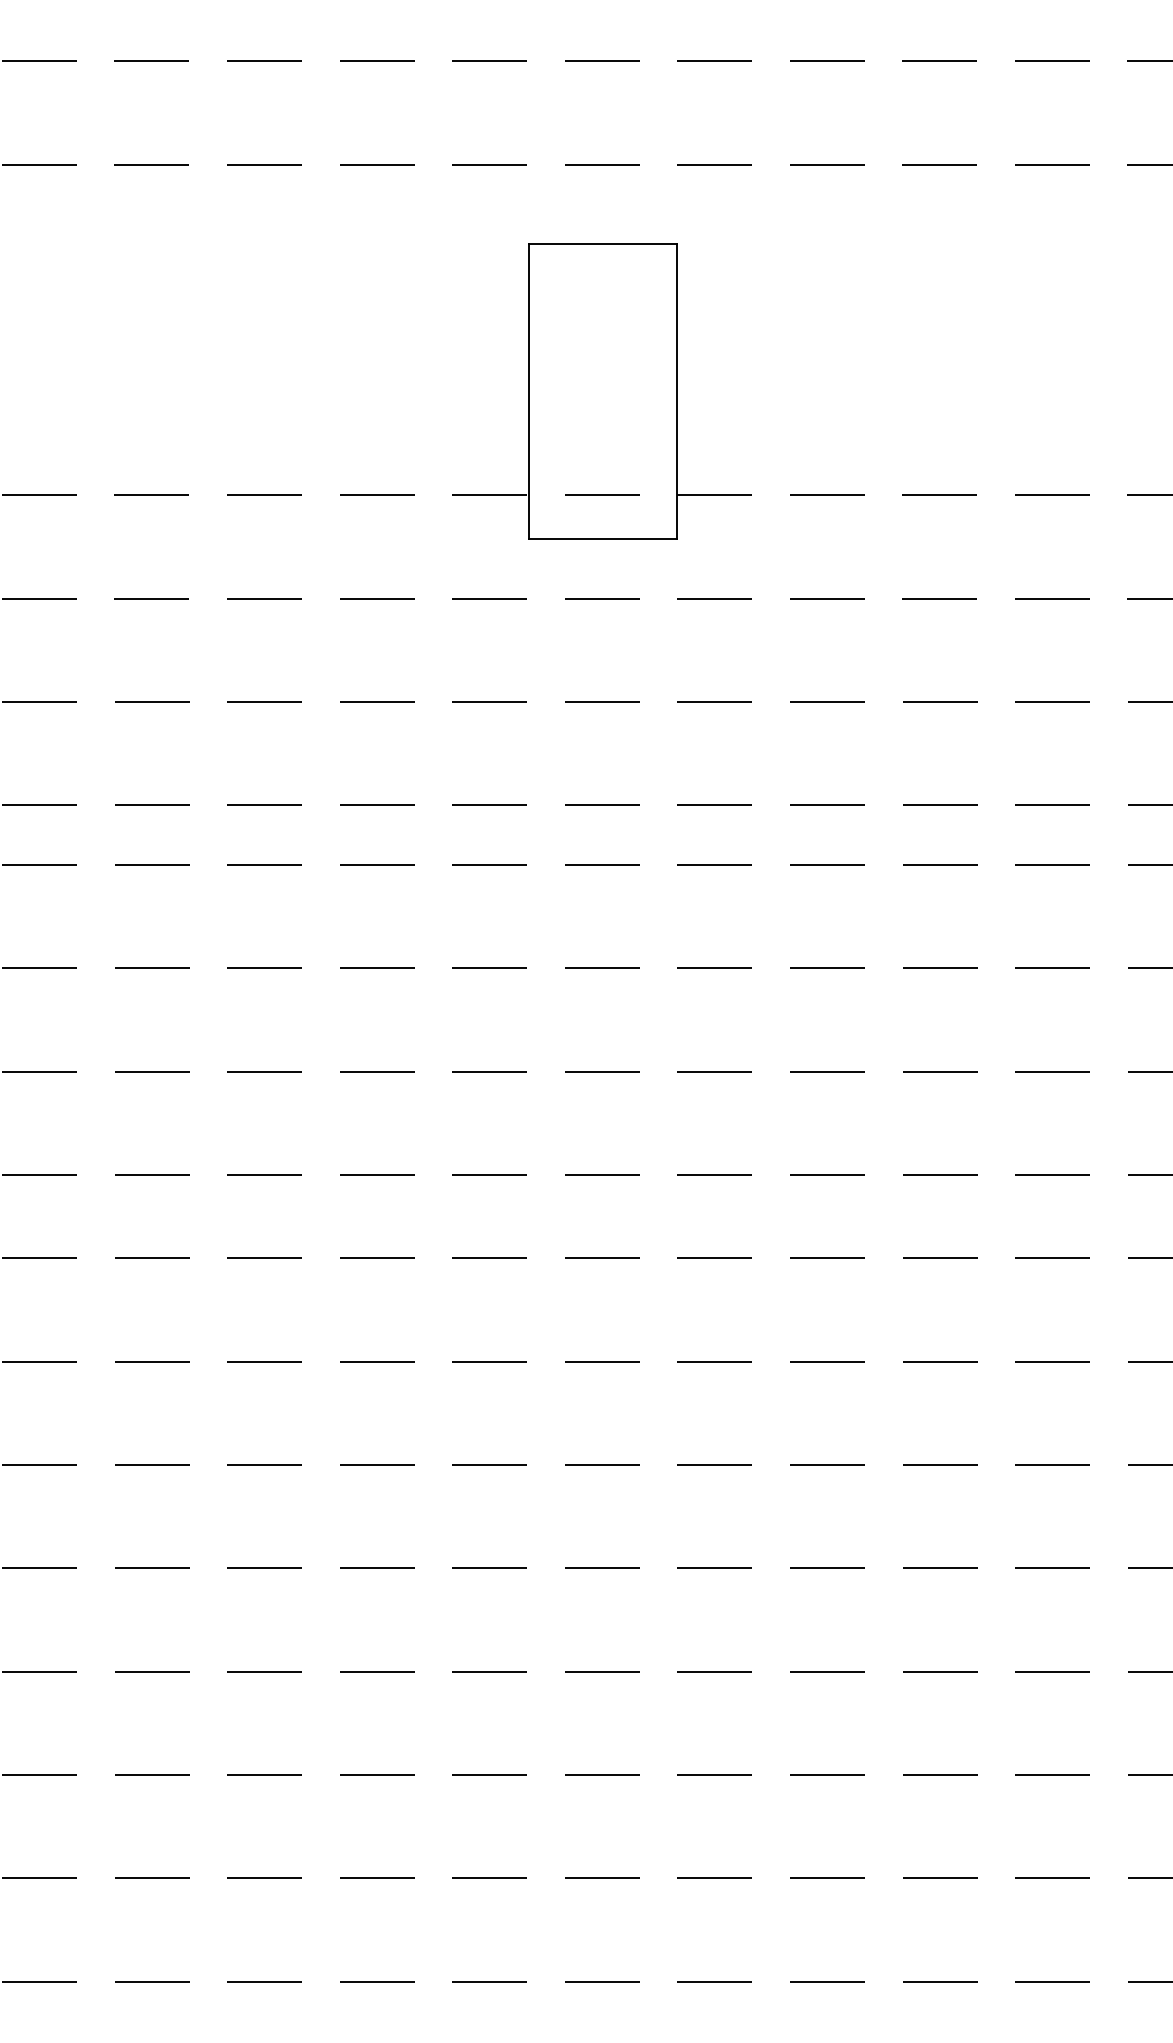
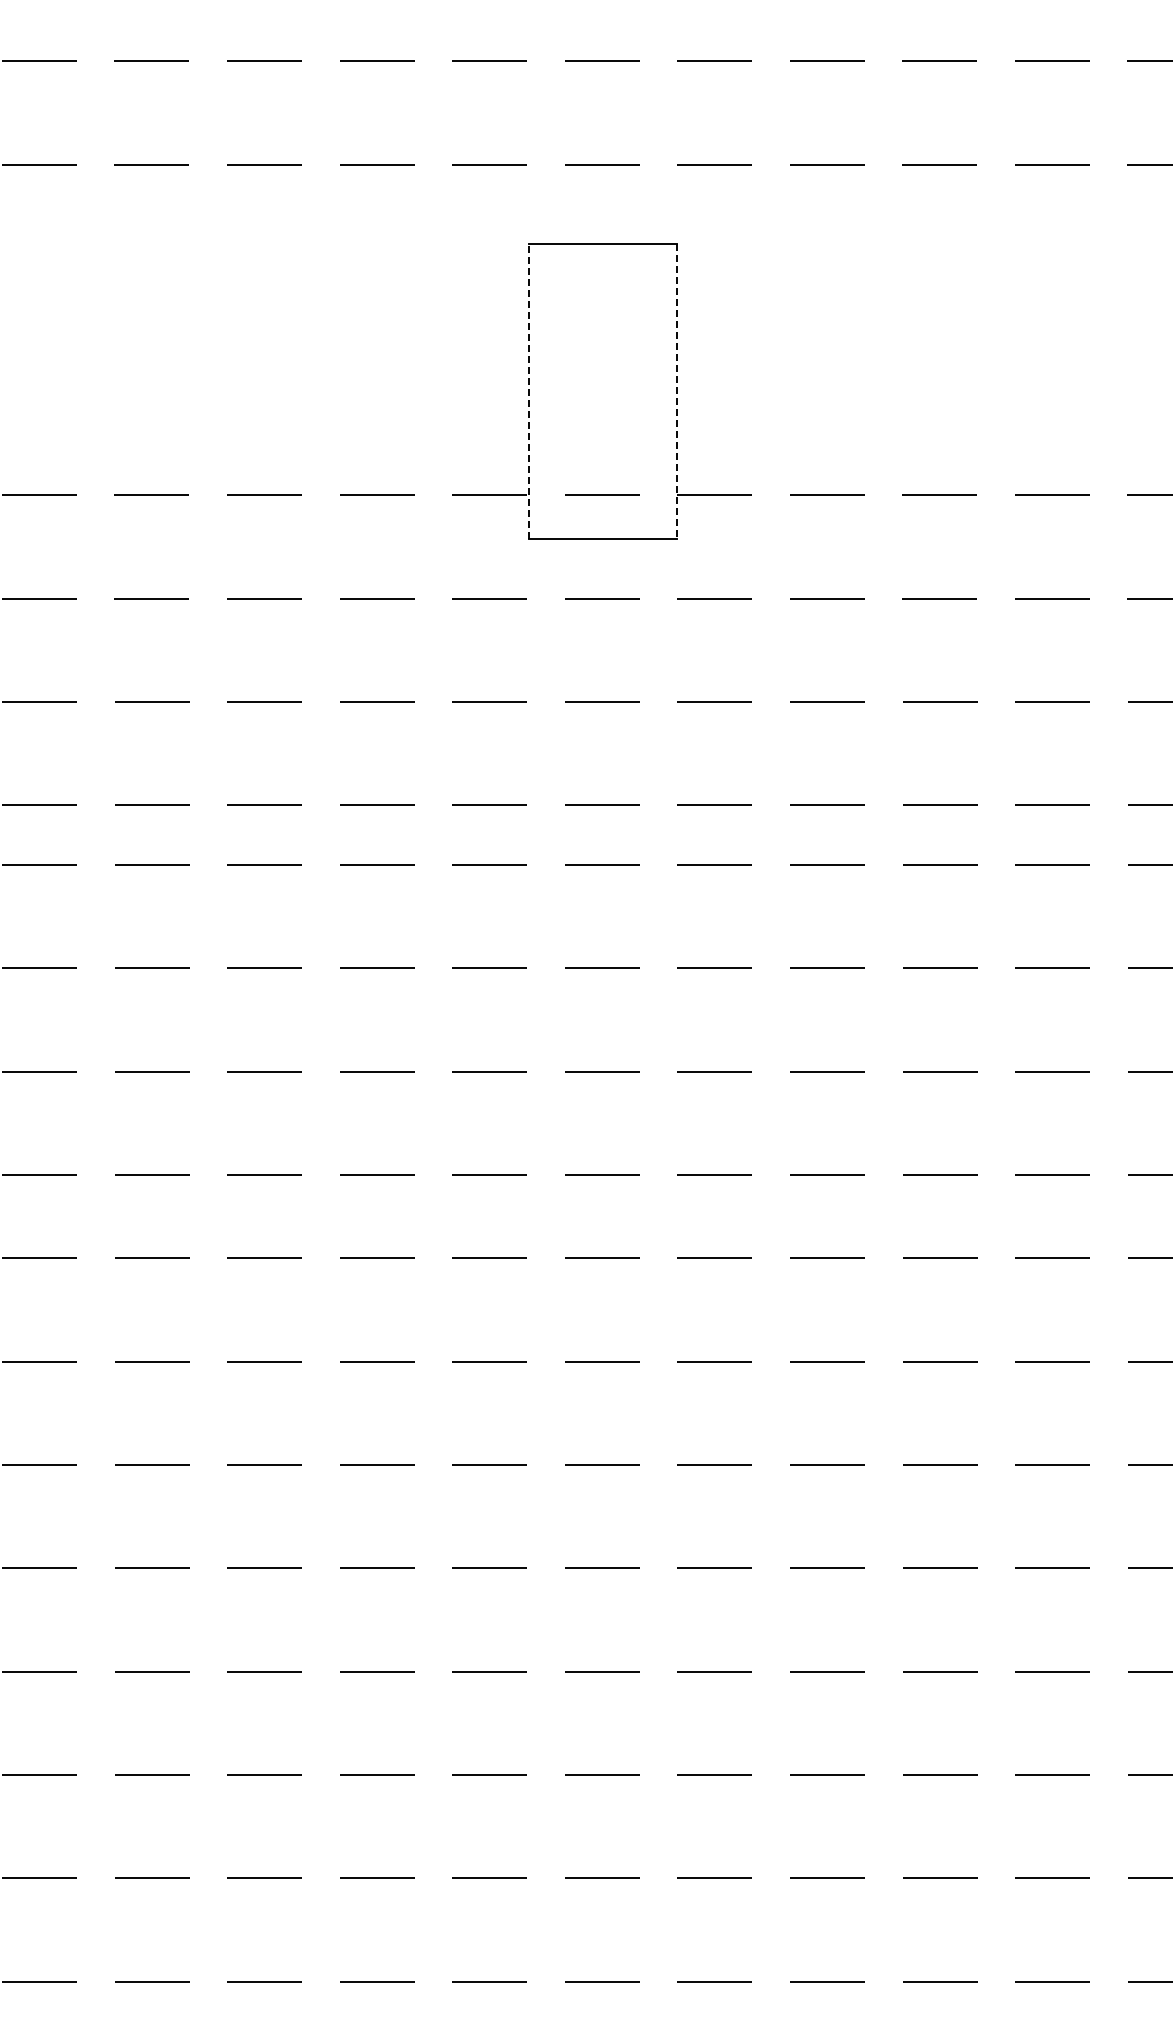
line: solid -> dashed (529, 391)
line: solid -> dashed (676, 391)
